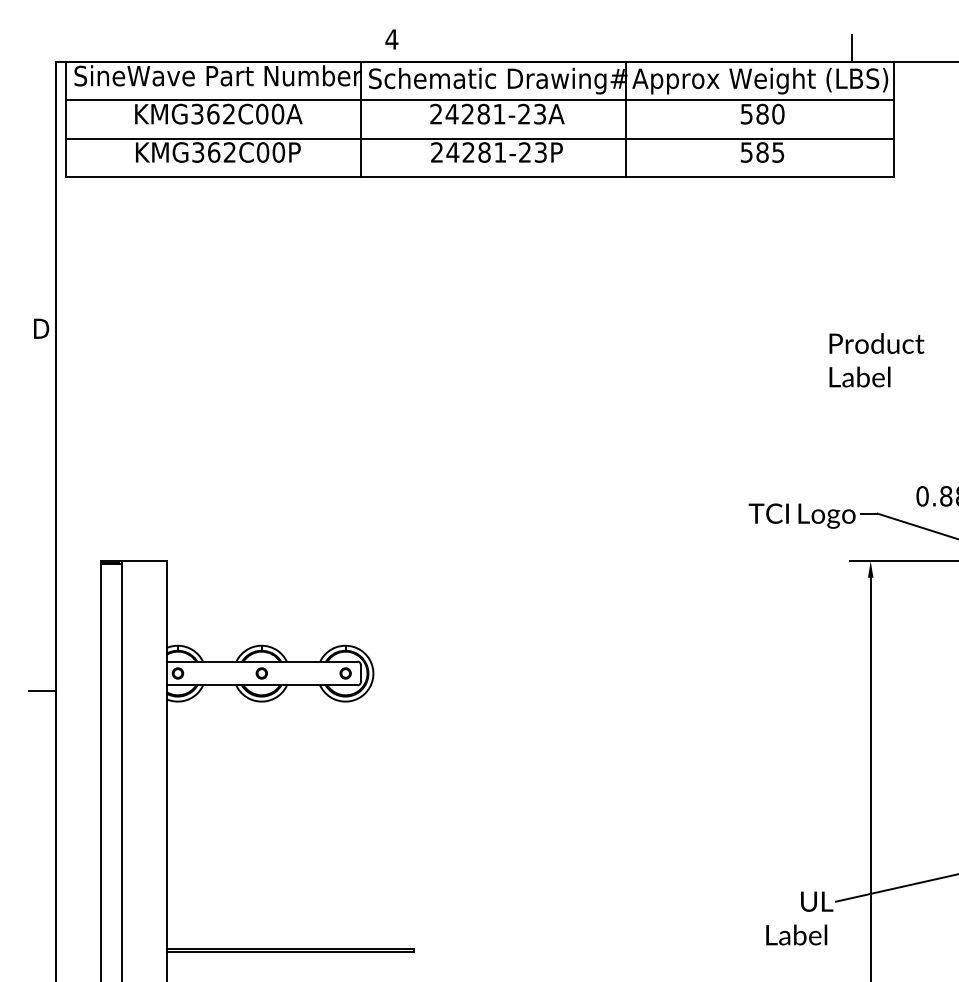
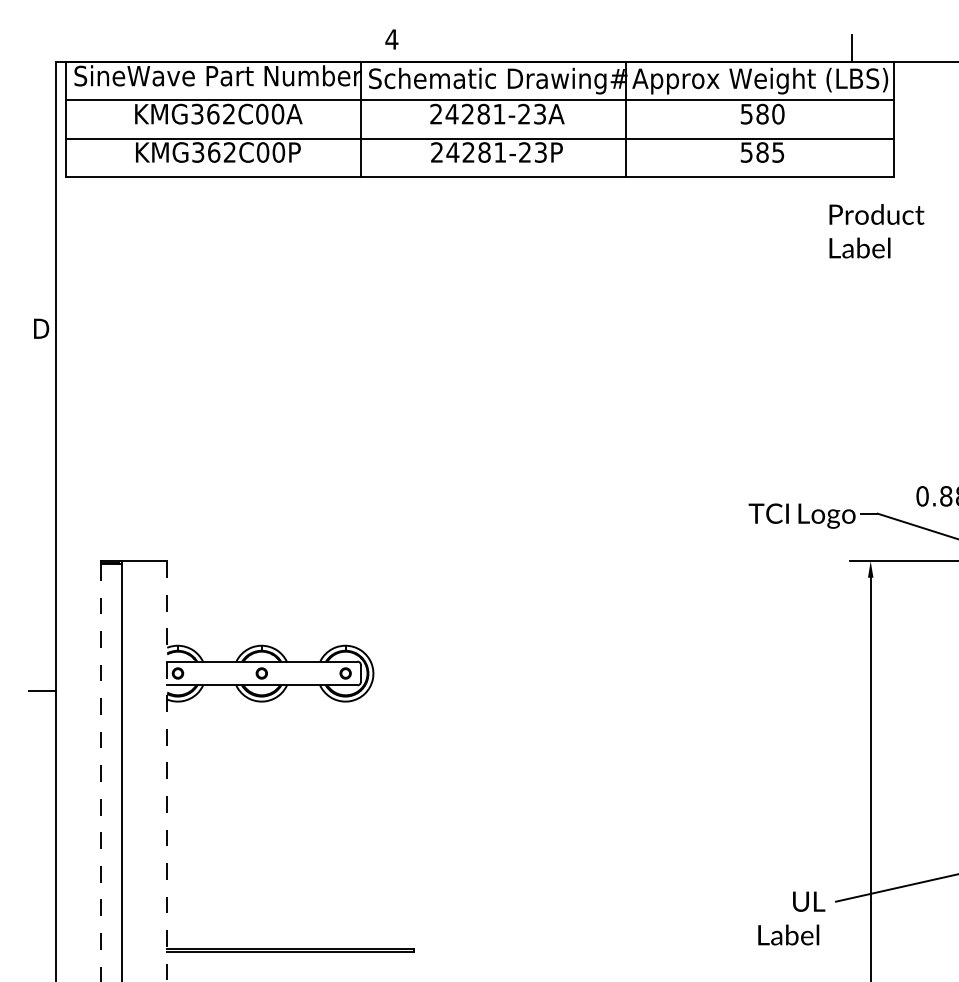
text position: (876, 360) -> (876, 231) (876, 231)
line: solid -> dashed (167, 771)
line: solid -> dashed (101, 772)
text position: (799, 918) -> (791, 918) (791, 918)
